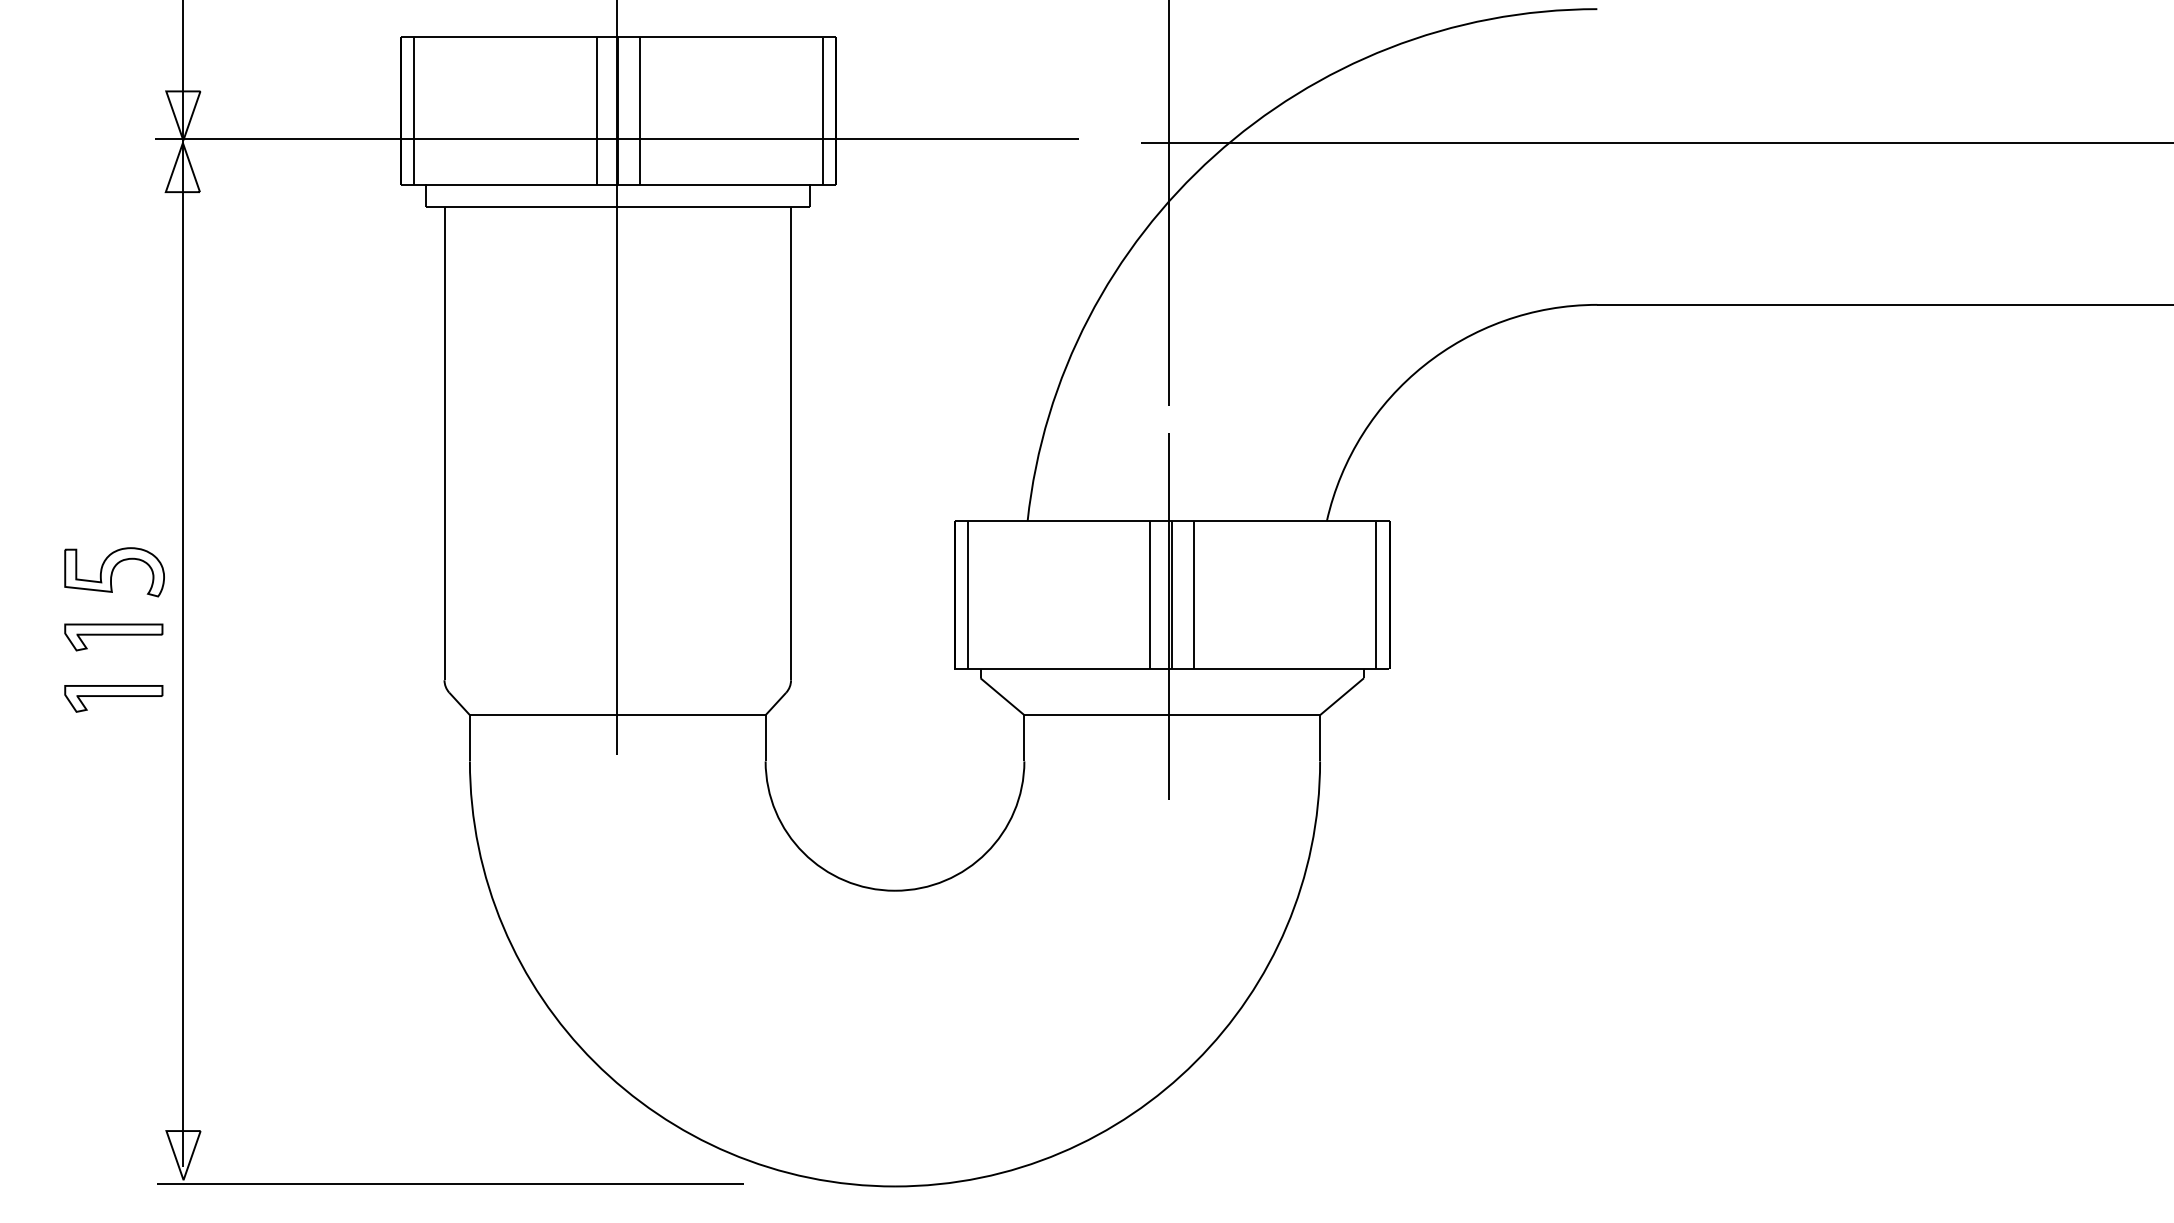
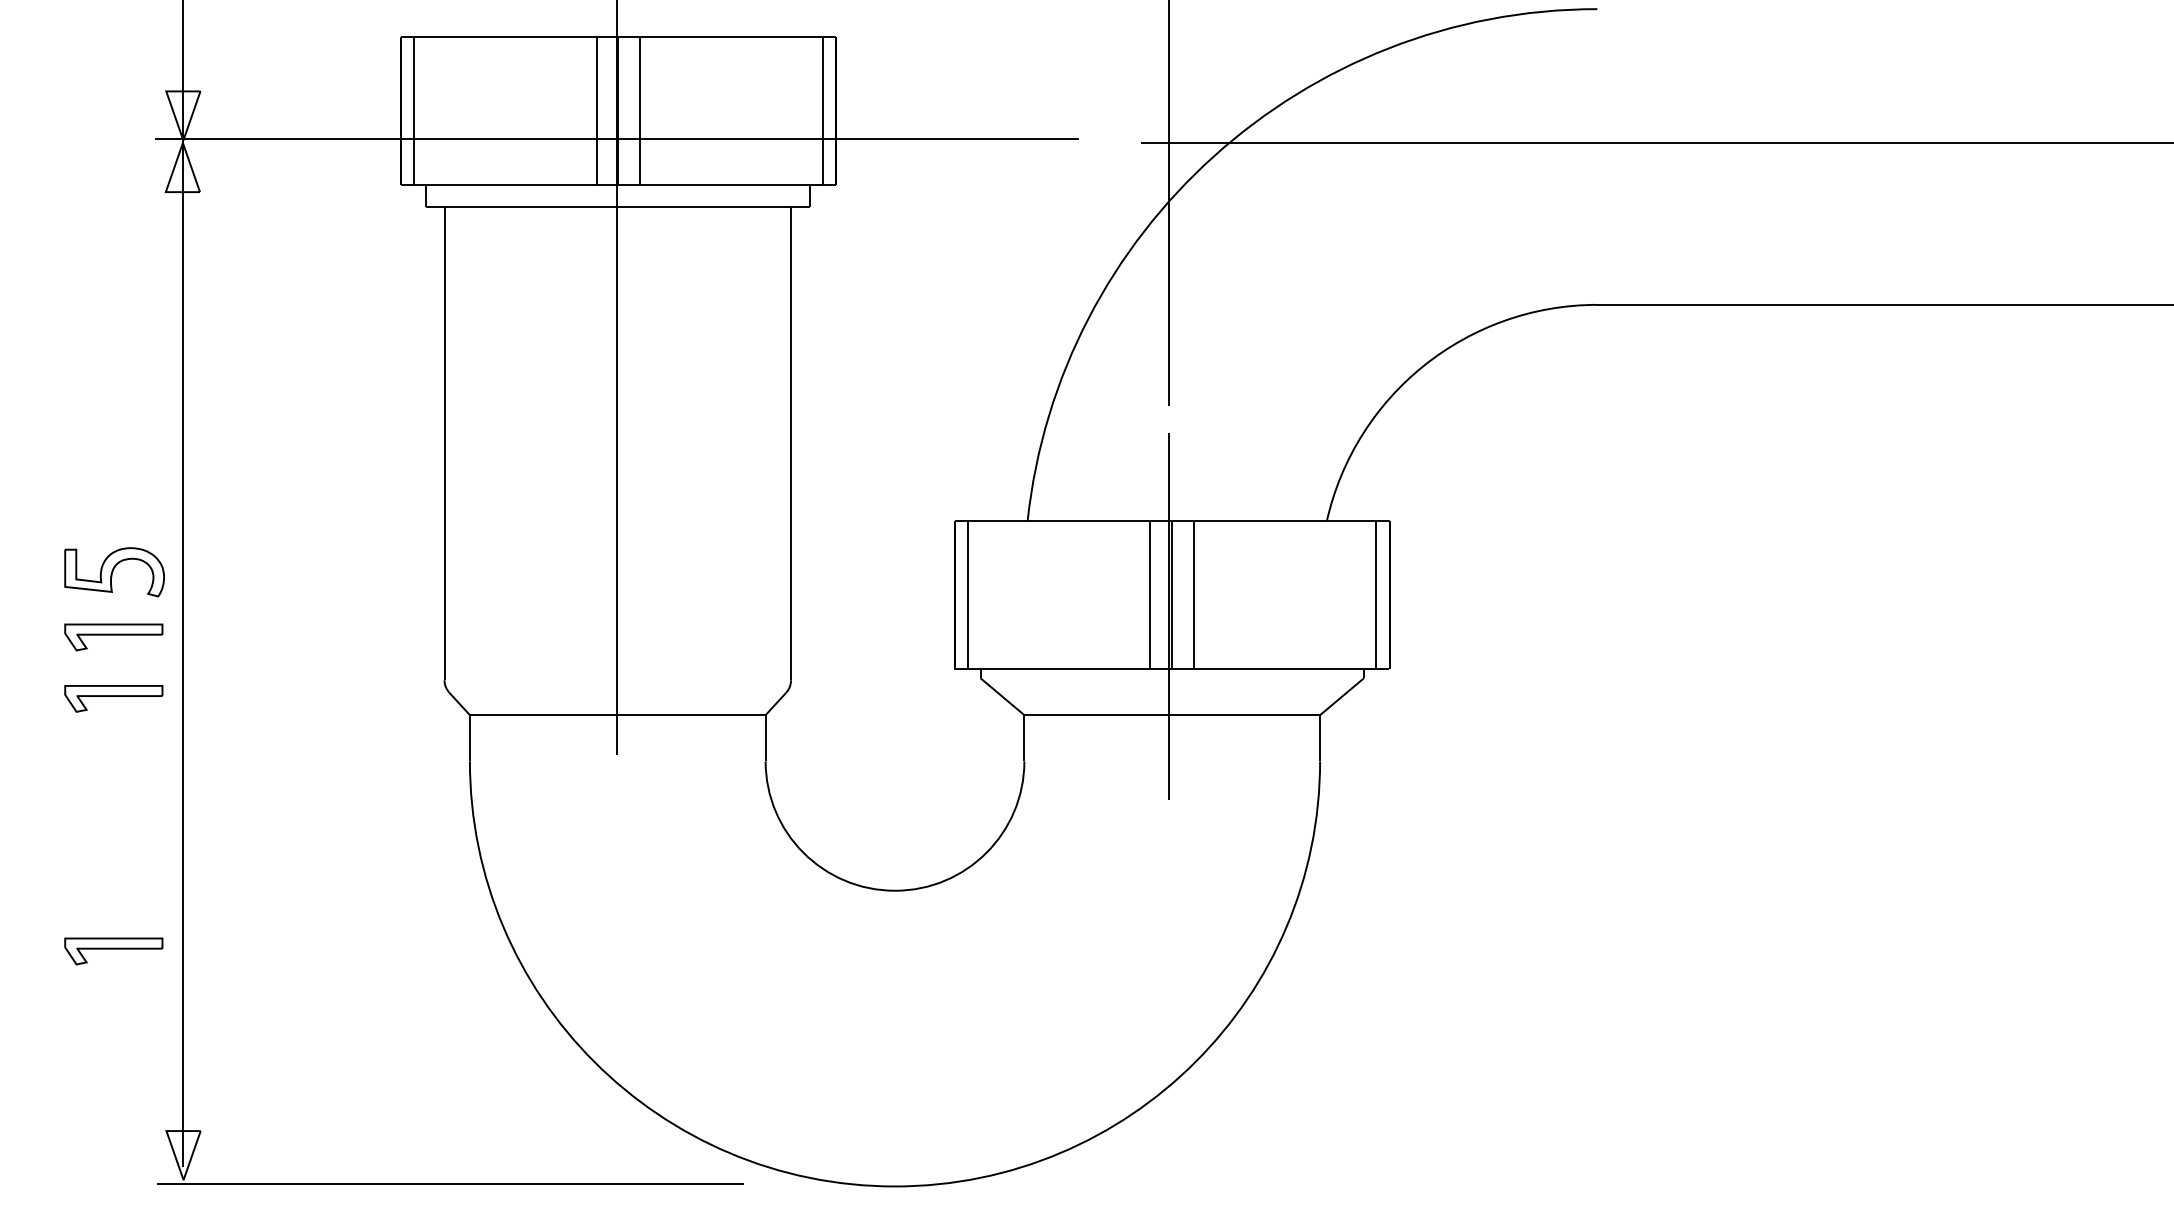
part: none -> present (113, 951)
